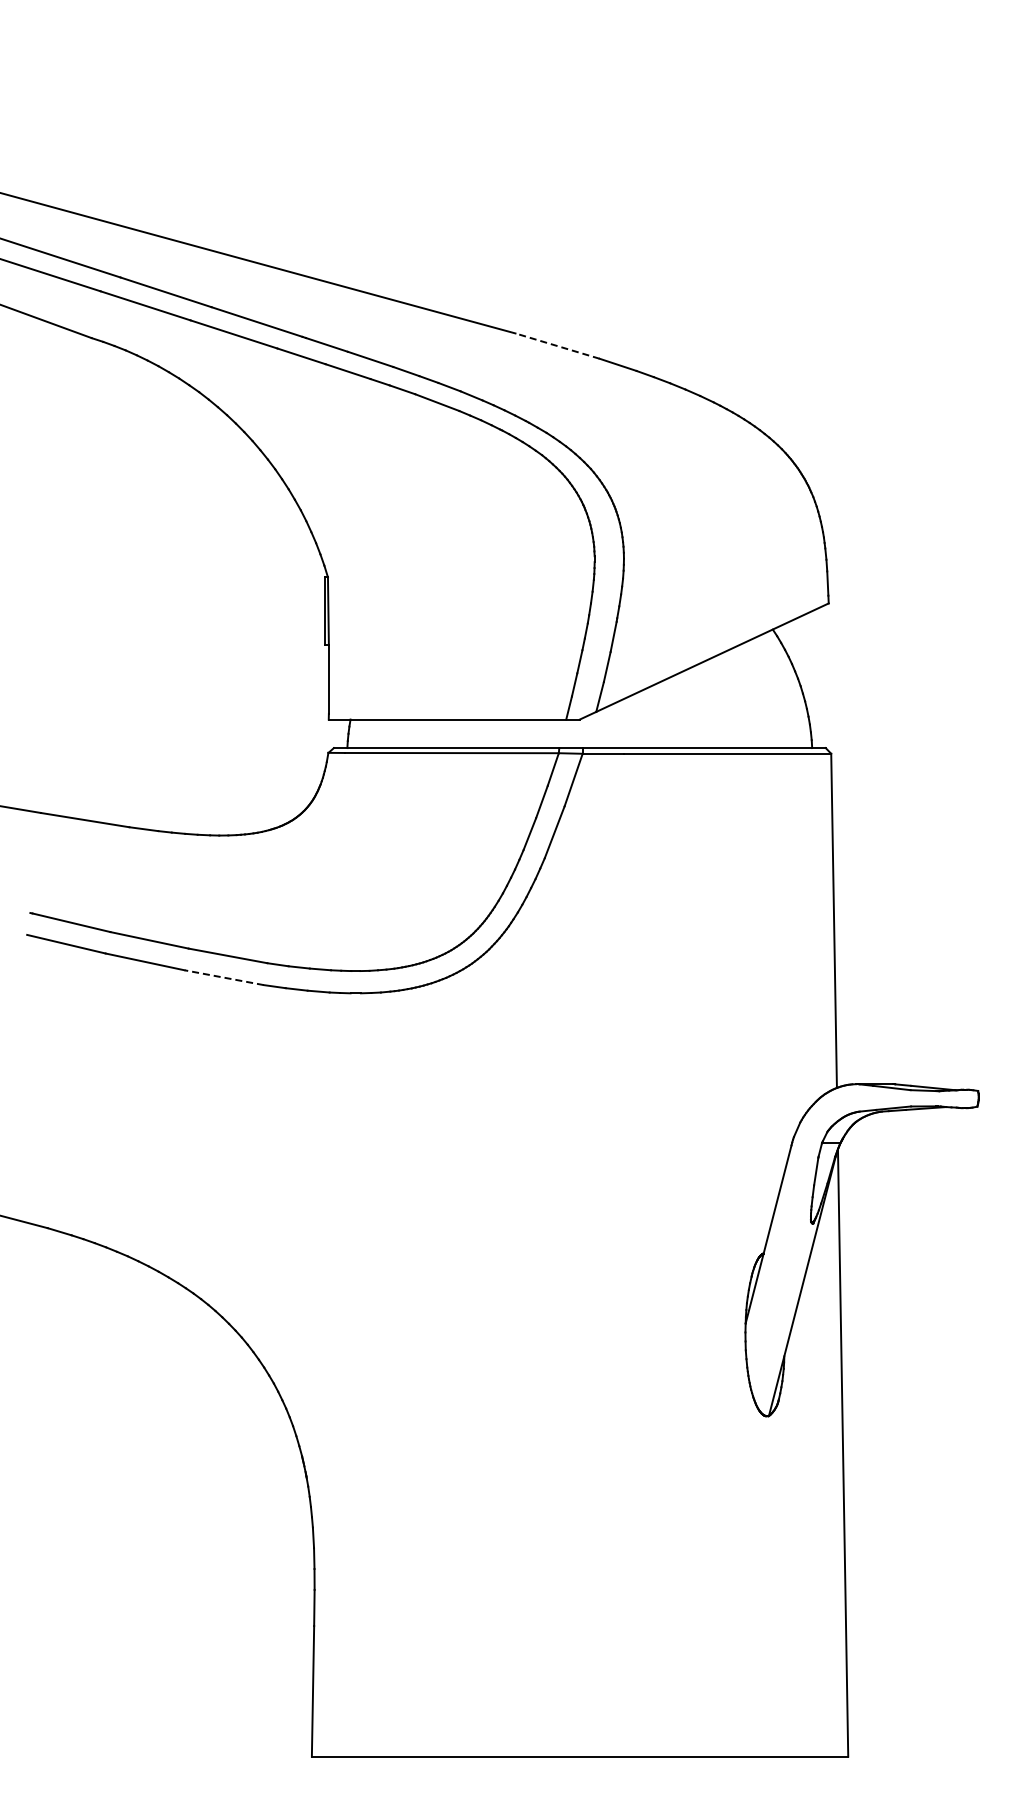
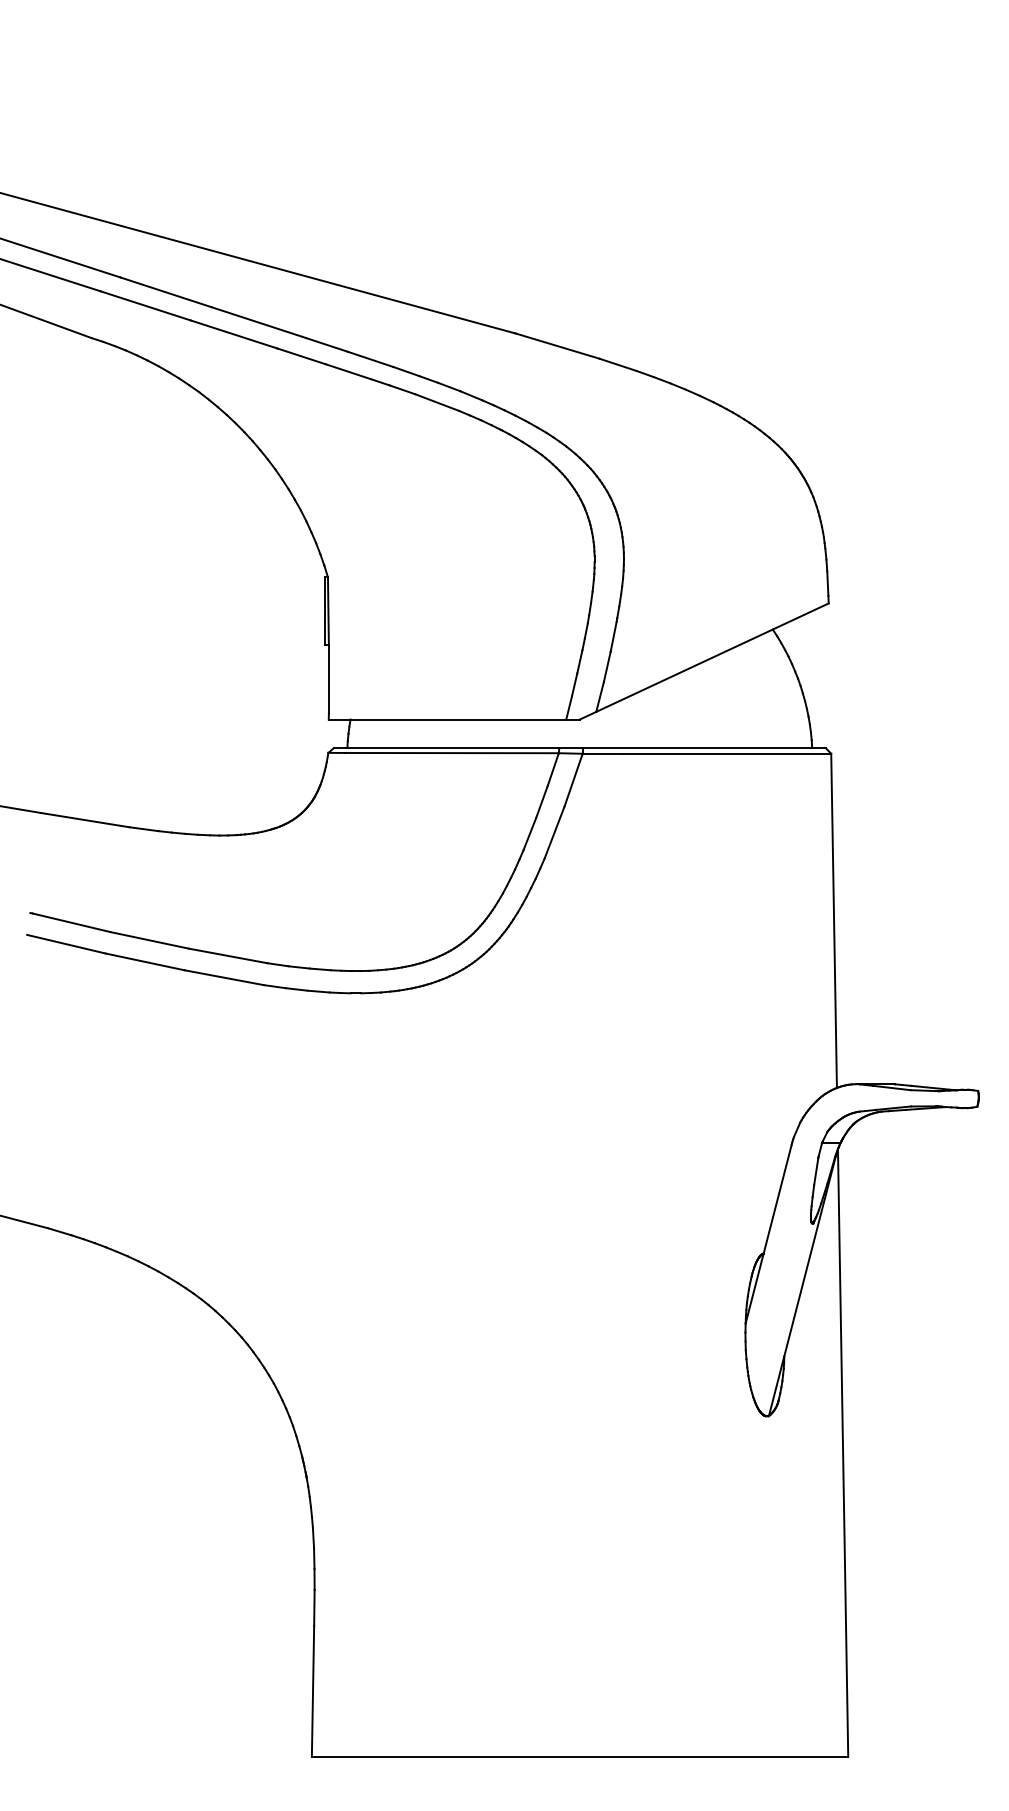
line: dashed -> solid (557, 346)
line: dashed -> solid (223, 977)
